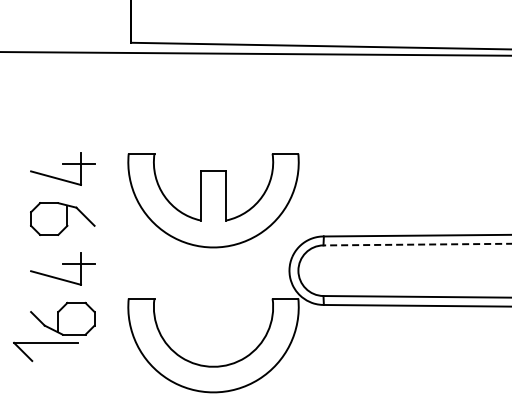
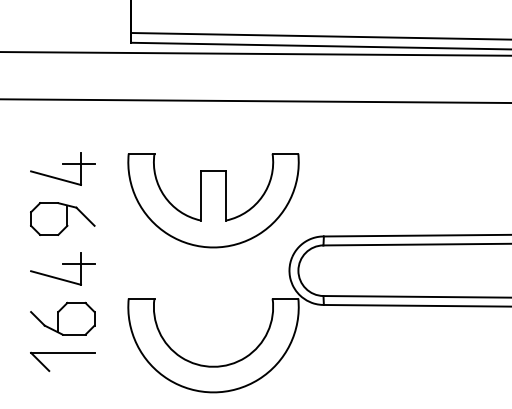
line: none -> present (319, 36)
line: none -> present (255, 101)
line: dashed -> solid (417, 244)
part position: (45, 343) -> (62, 353) (62, 353)
